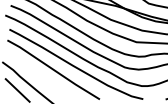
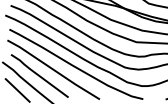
line: none -> present (39, 75)
